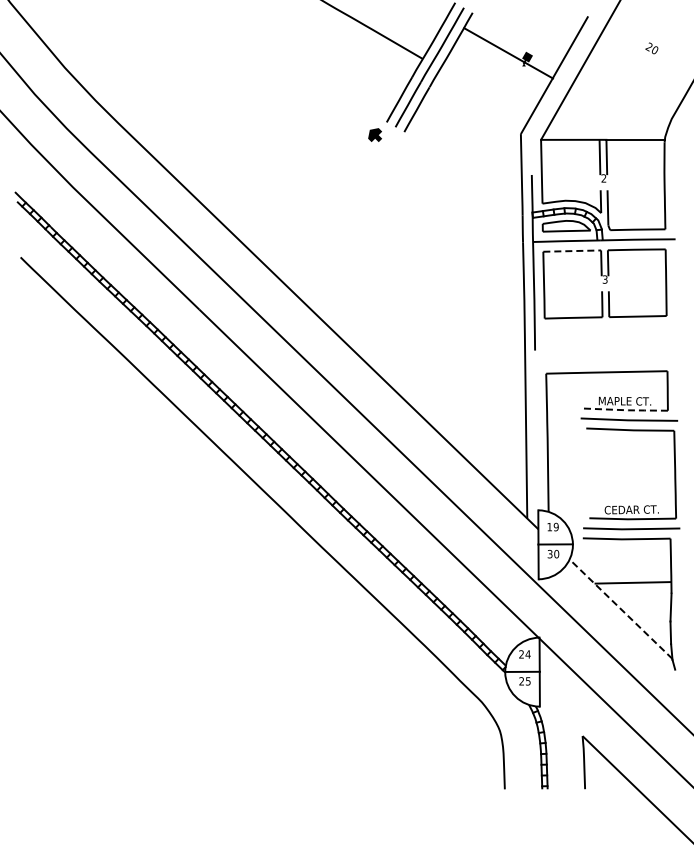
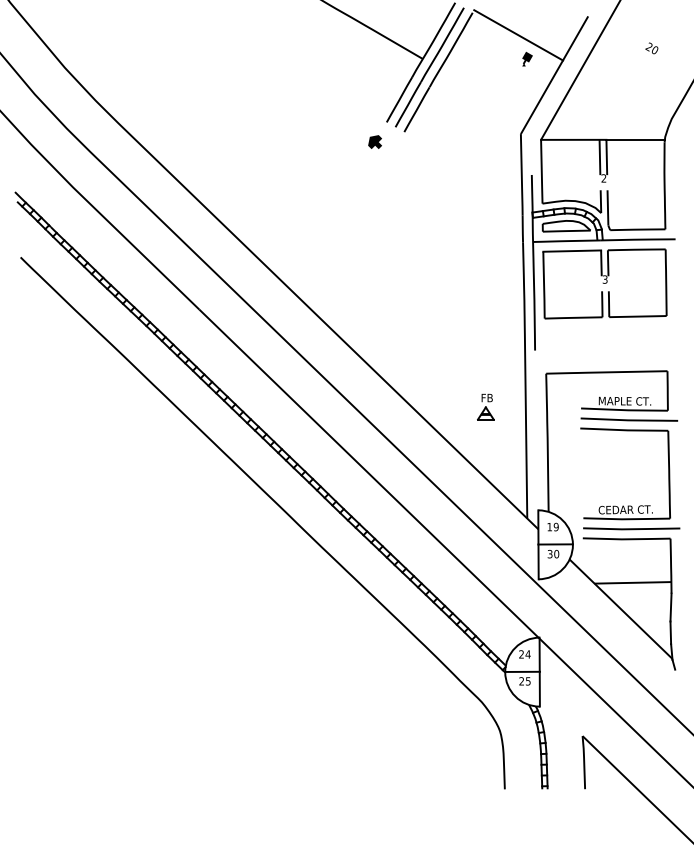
line position: (508, 53) -> (518, 35) (518, 35)
part position: (374, 134) -> (374, 141) (374, 141)
line: dashed -> solid (572, 251)
part: none -> present (485, 406)
line: dashed -> solid (625, 410)
part position: (629, 505) -> (623, 505) (623, 505)
line: dashed -> solid (620, 608)
